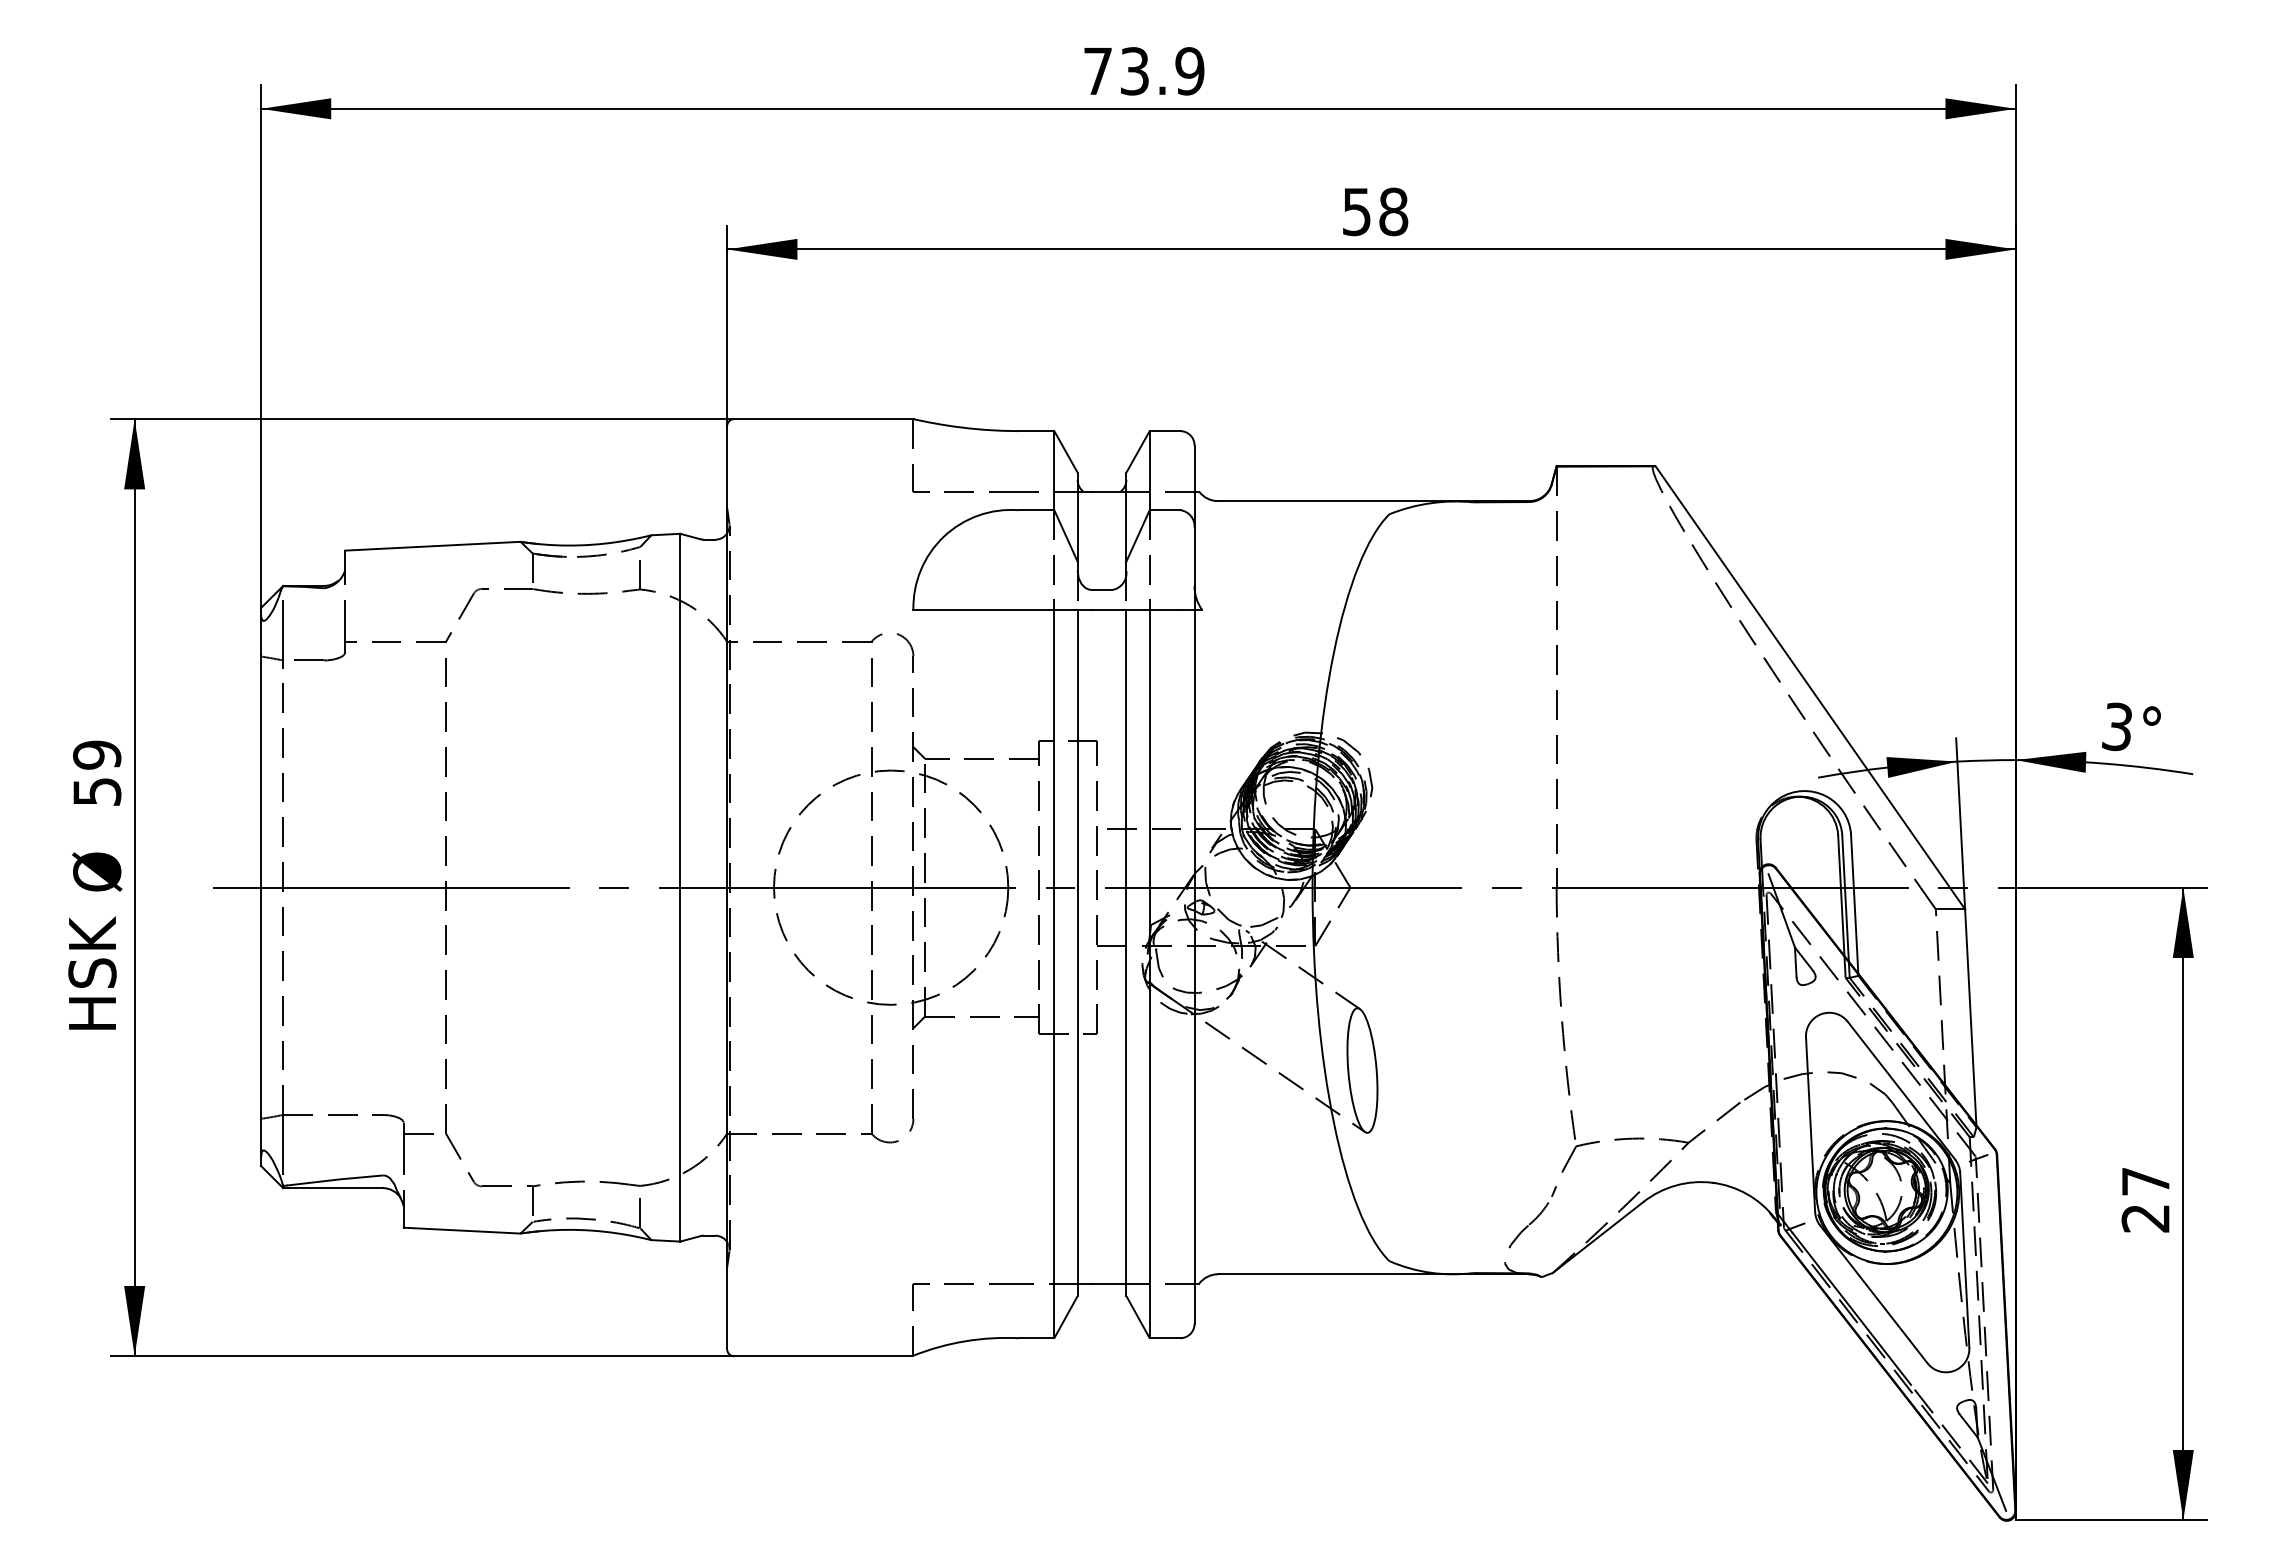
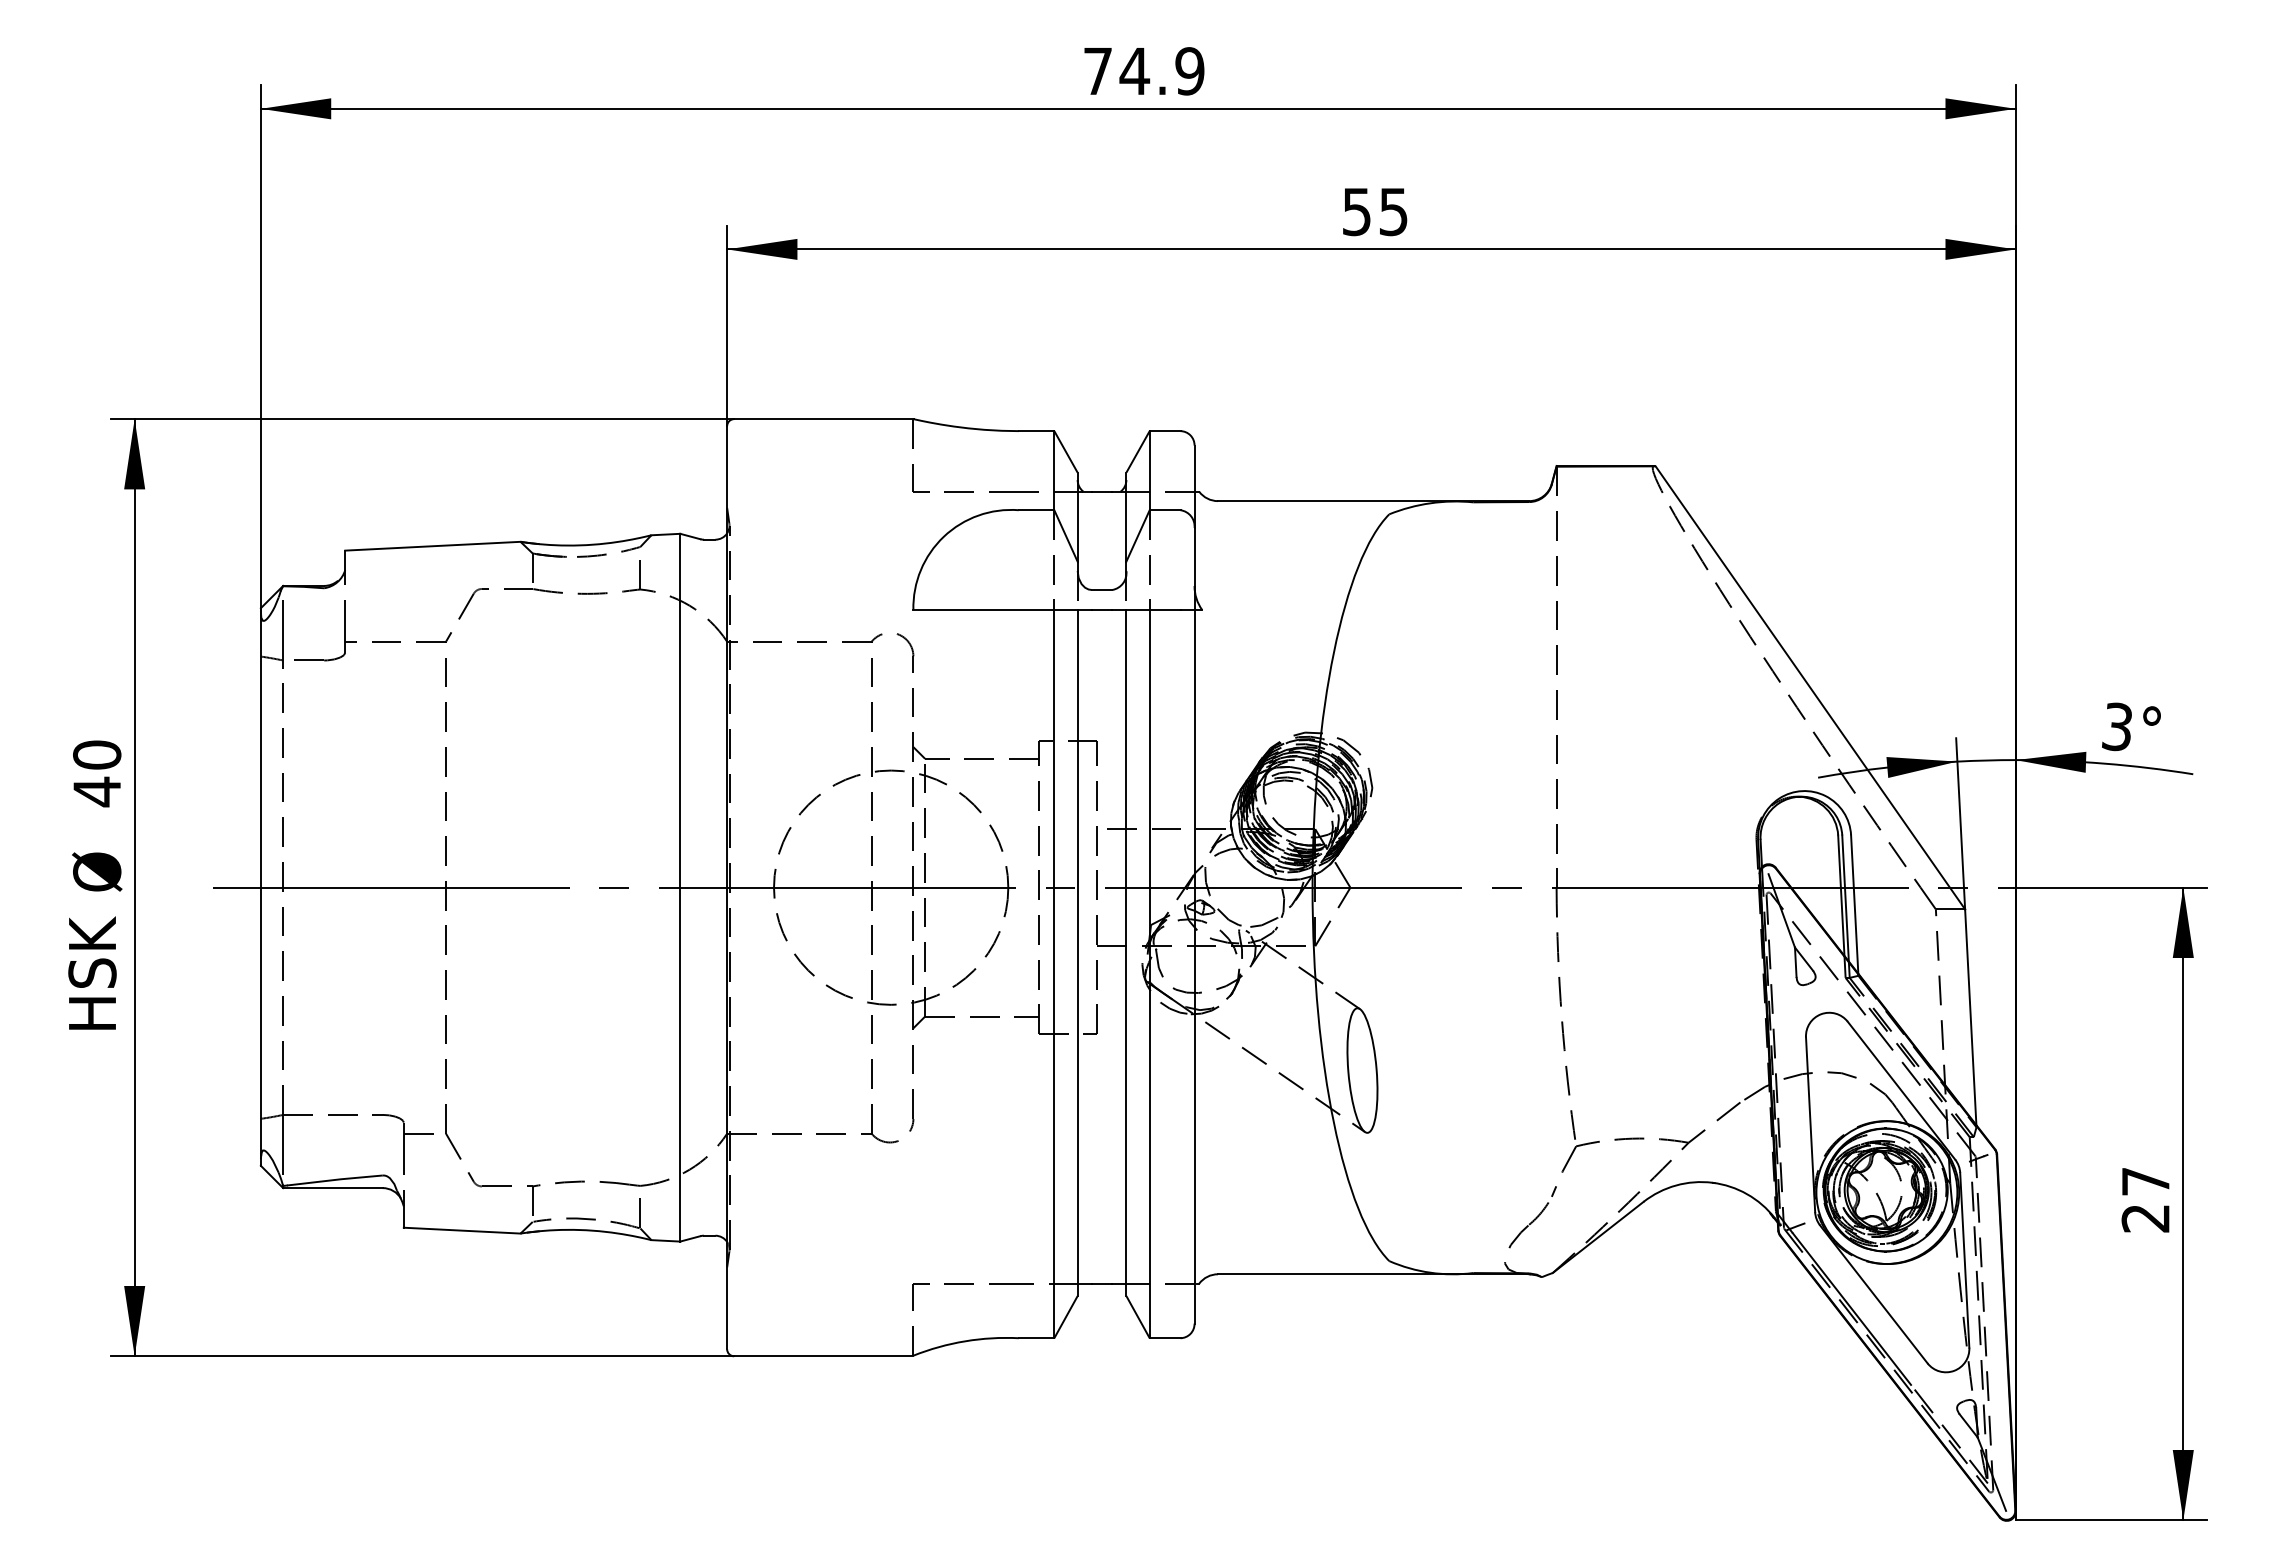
text: 73.9 -> 74.9 (1134, 71)
text: 58 -> 55 (1393, 211)
text: 59 -> 40 (97, 773)
